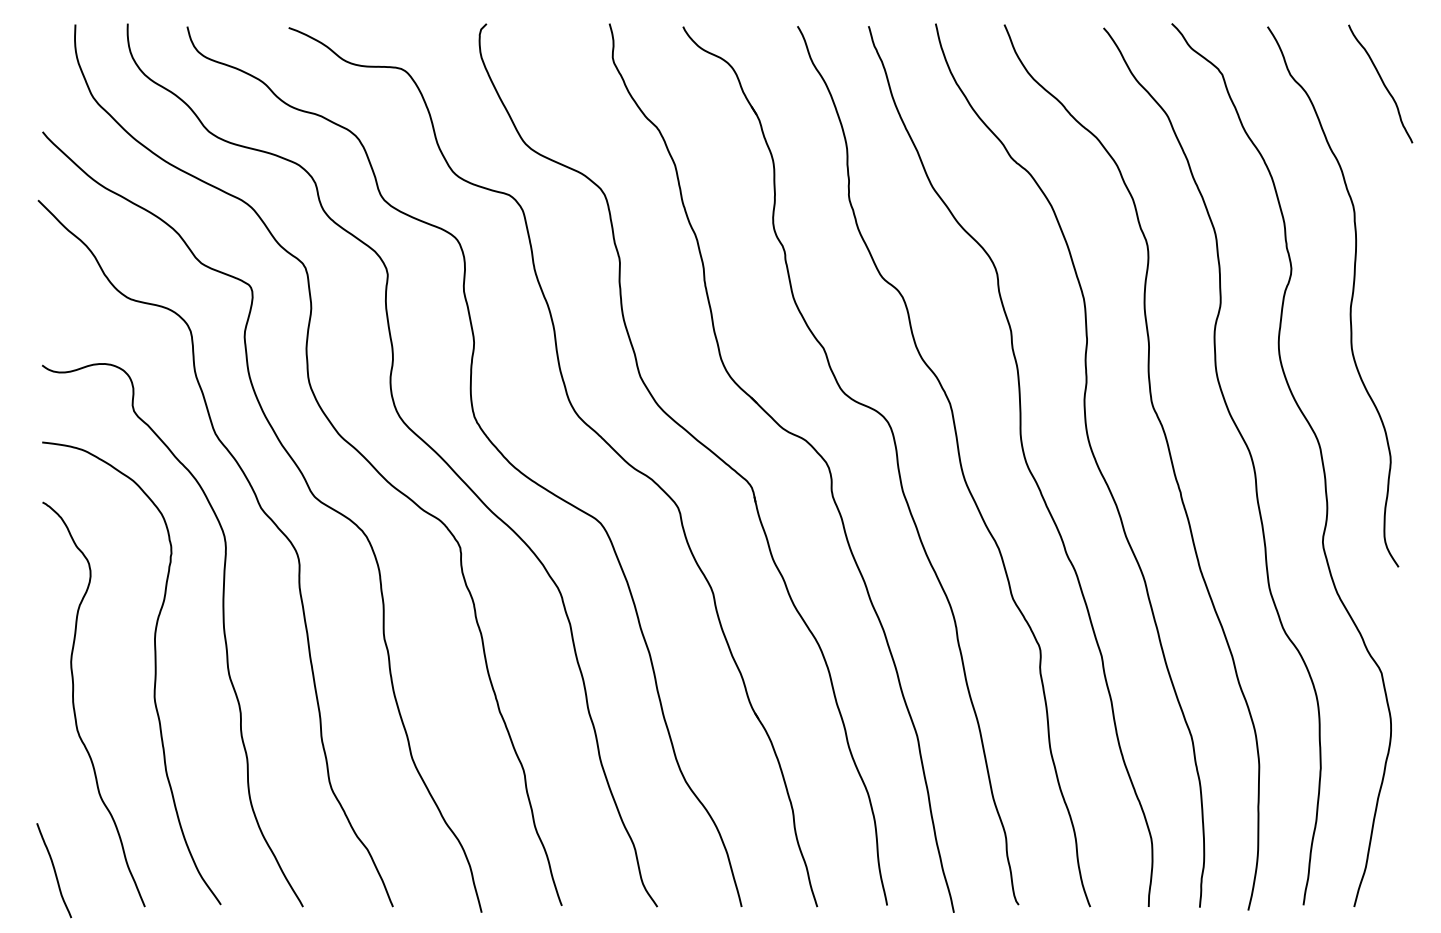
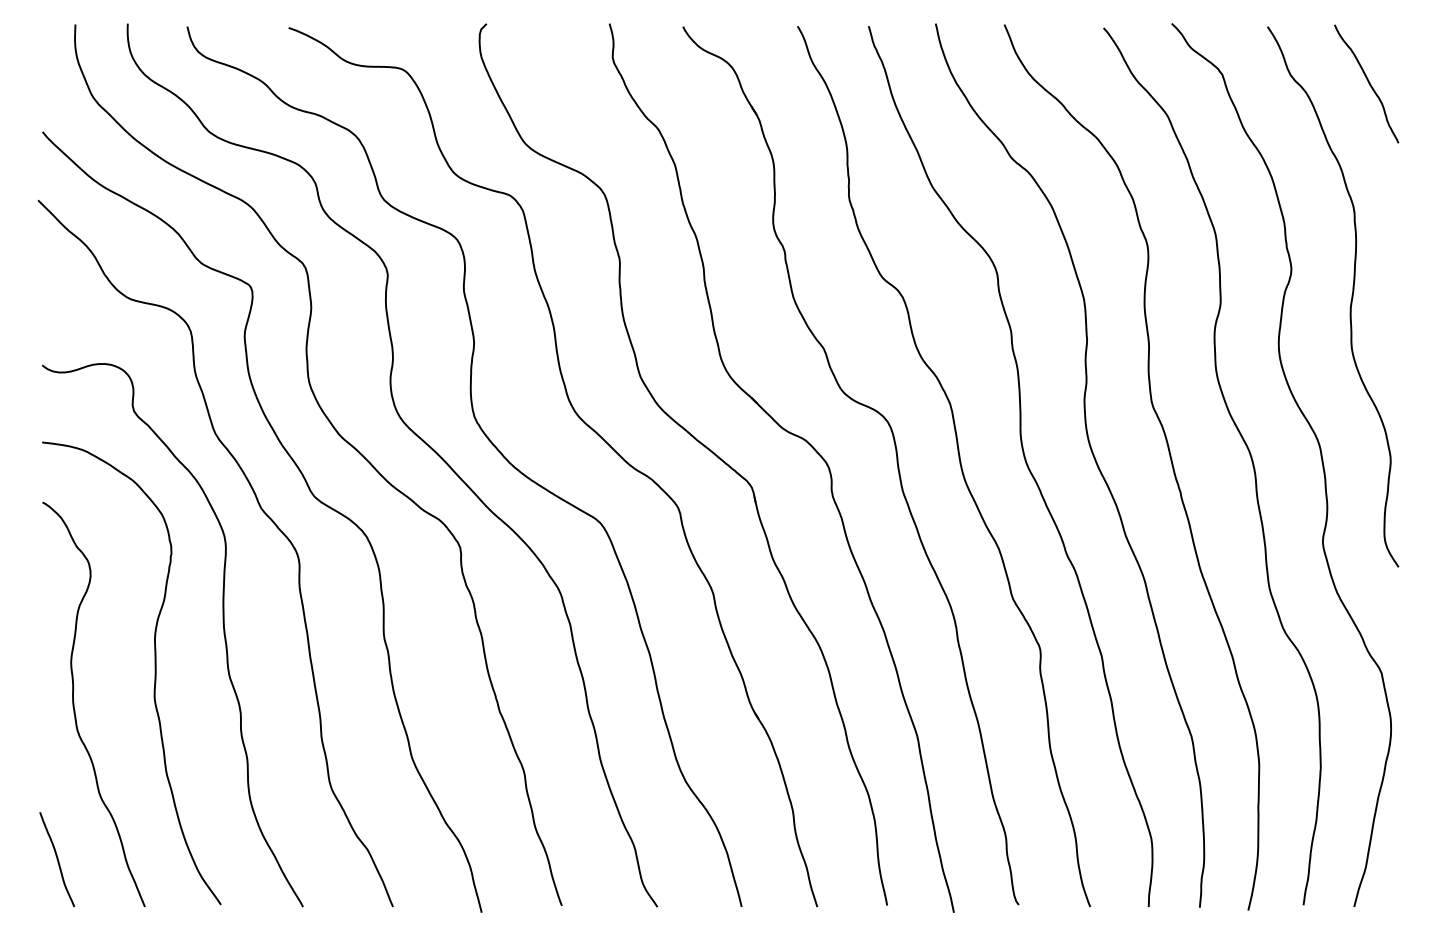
curve position: (1382, 83) -> (1368, 83) (1368, 83)
curve position: (54, 870) -> (57, 859) (57, 859)
